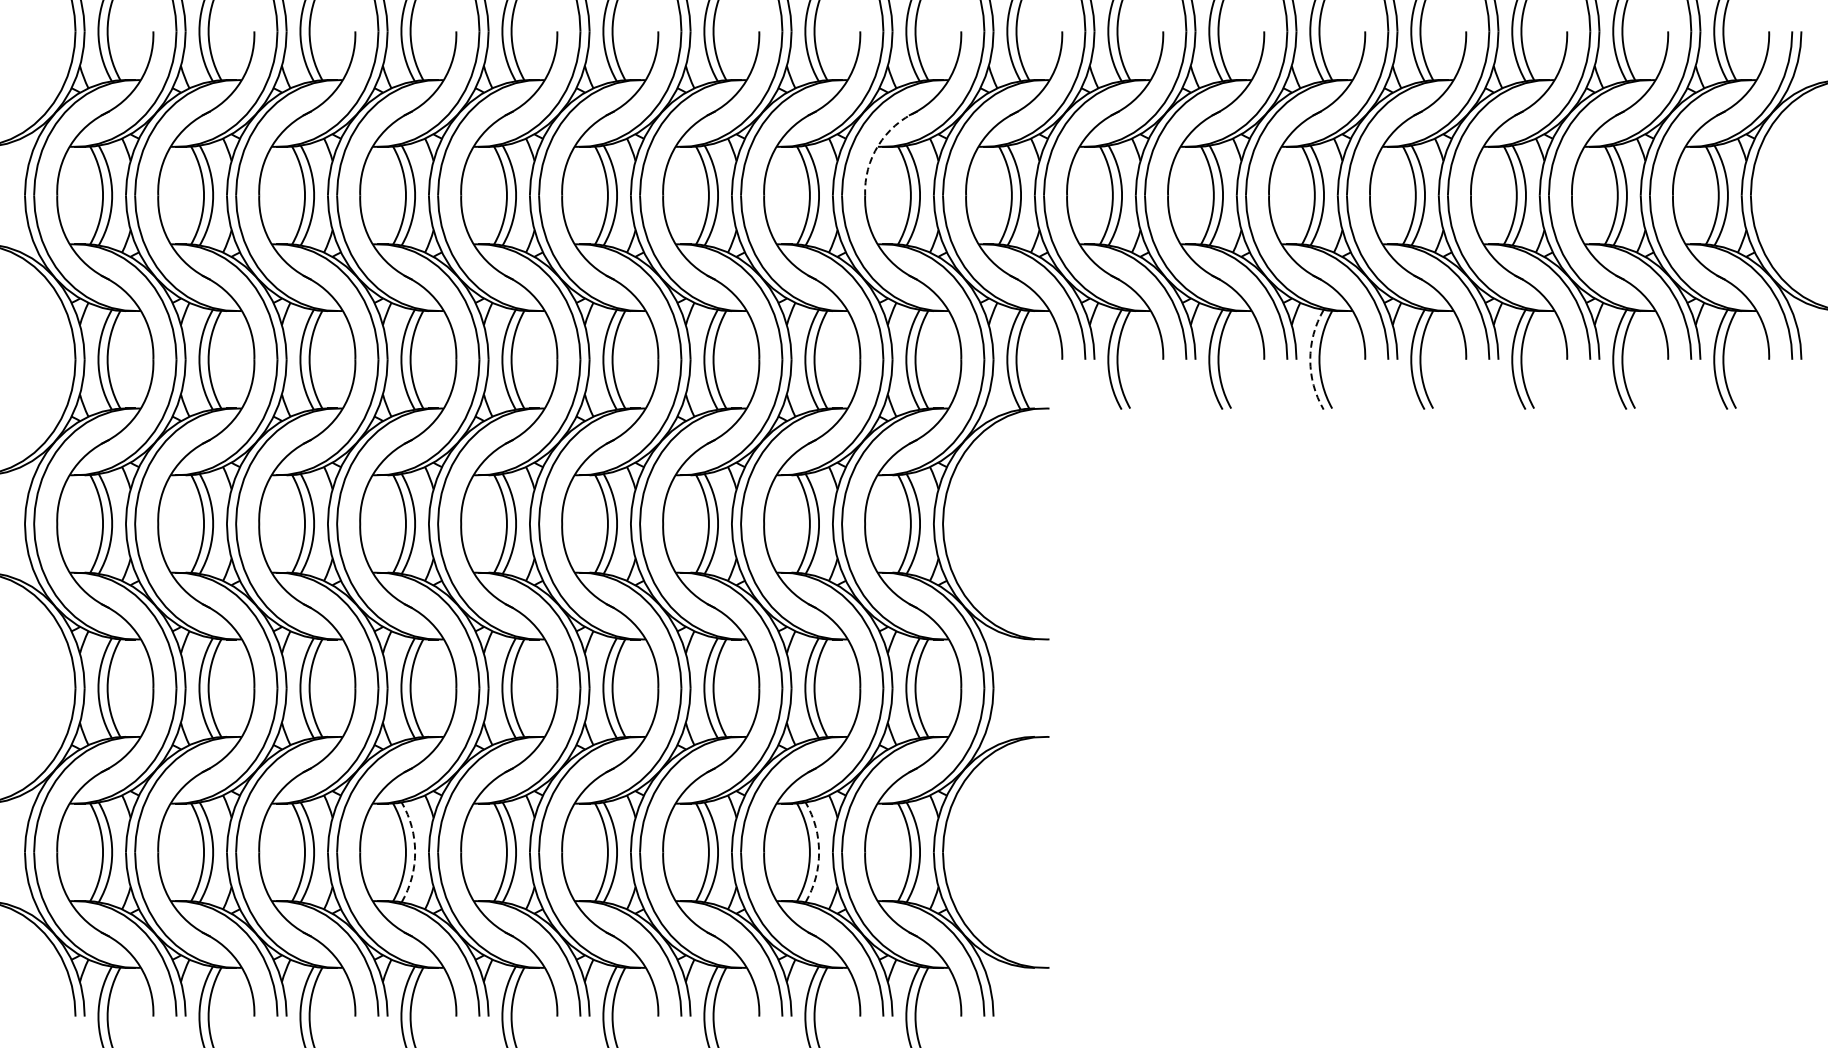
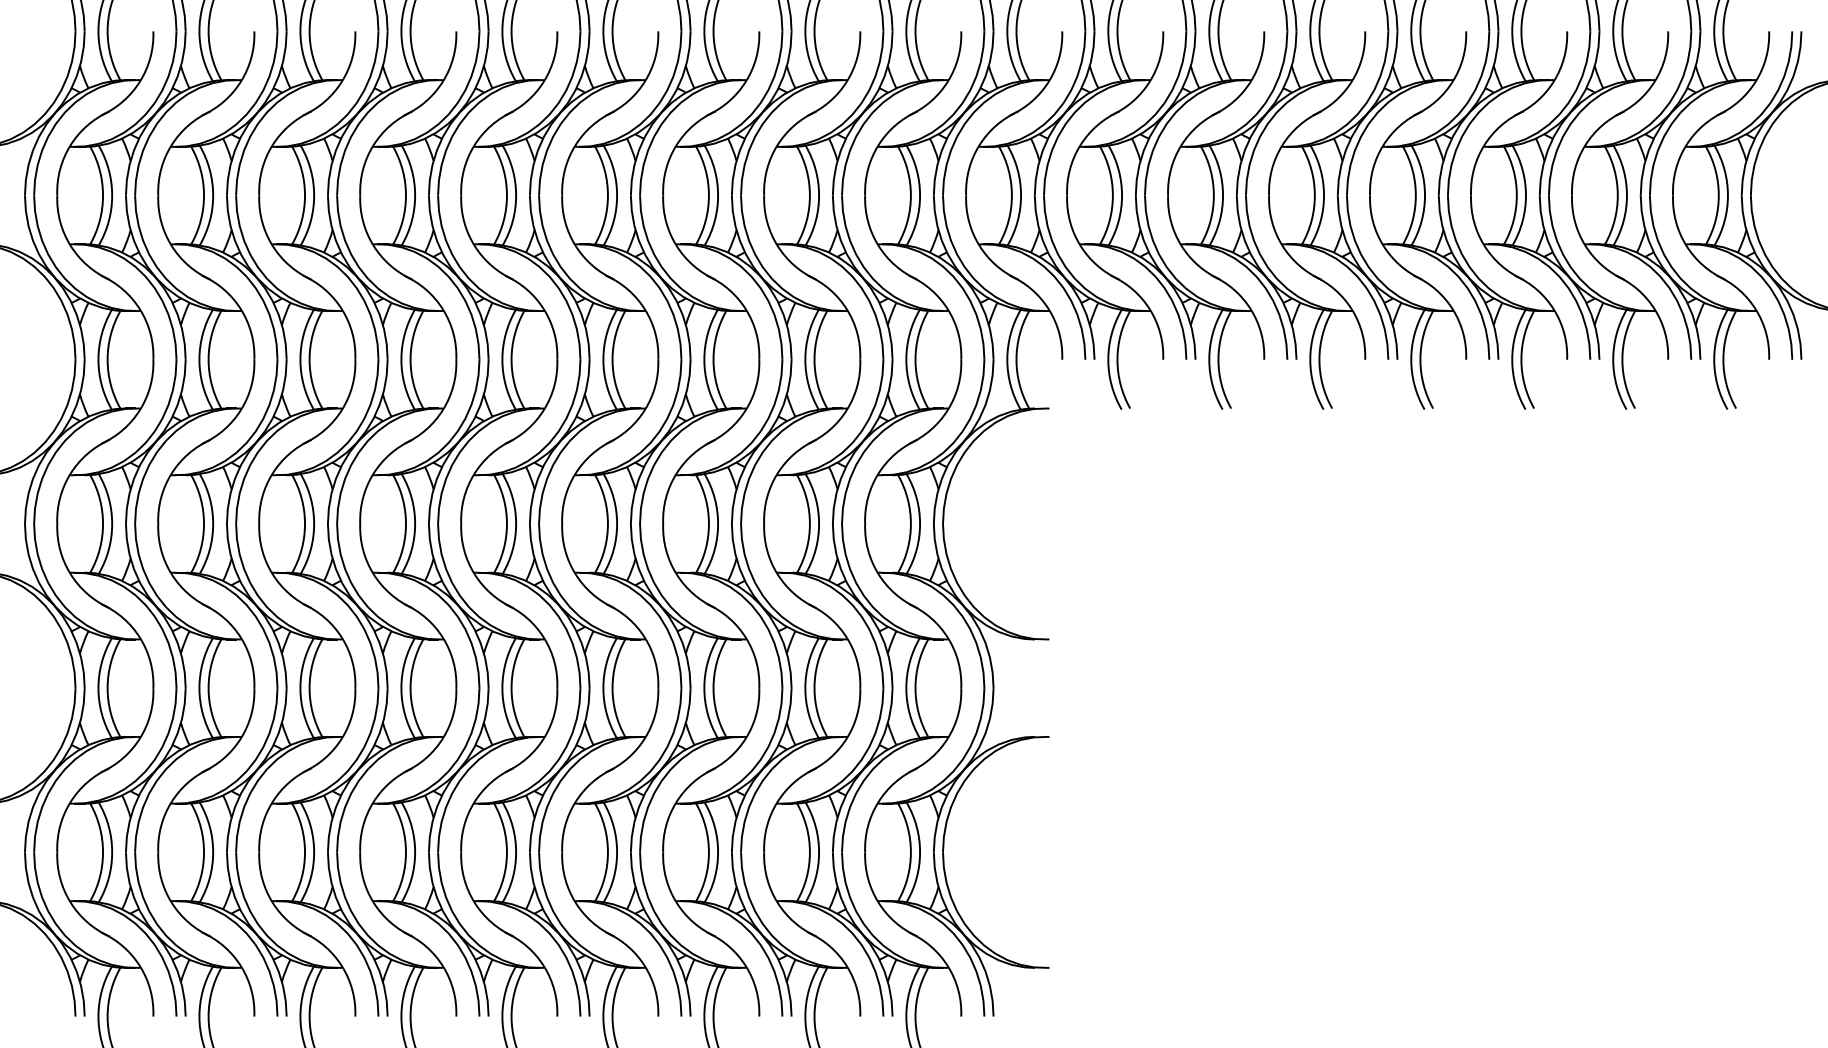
arc: dashed -> solid (878, 145)
arc: dashed -> solid (1310, 359)
arc: dashed -> solid (415, 852)
arc: dashed -> solid (819, 852)
